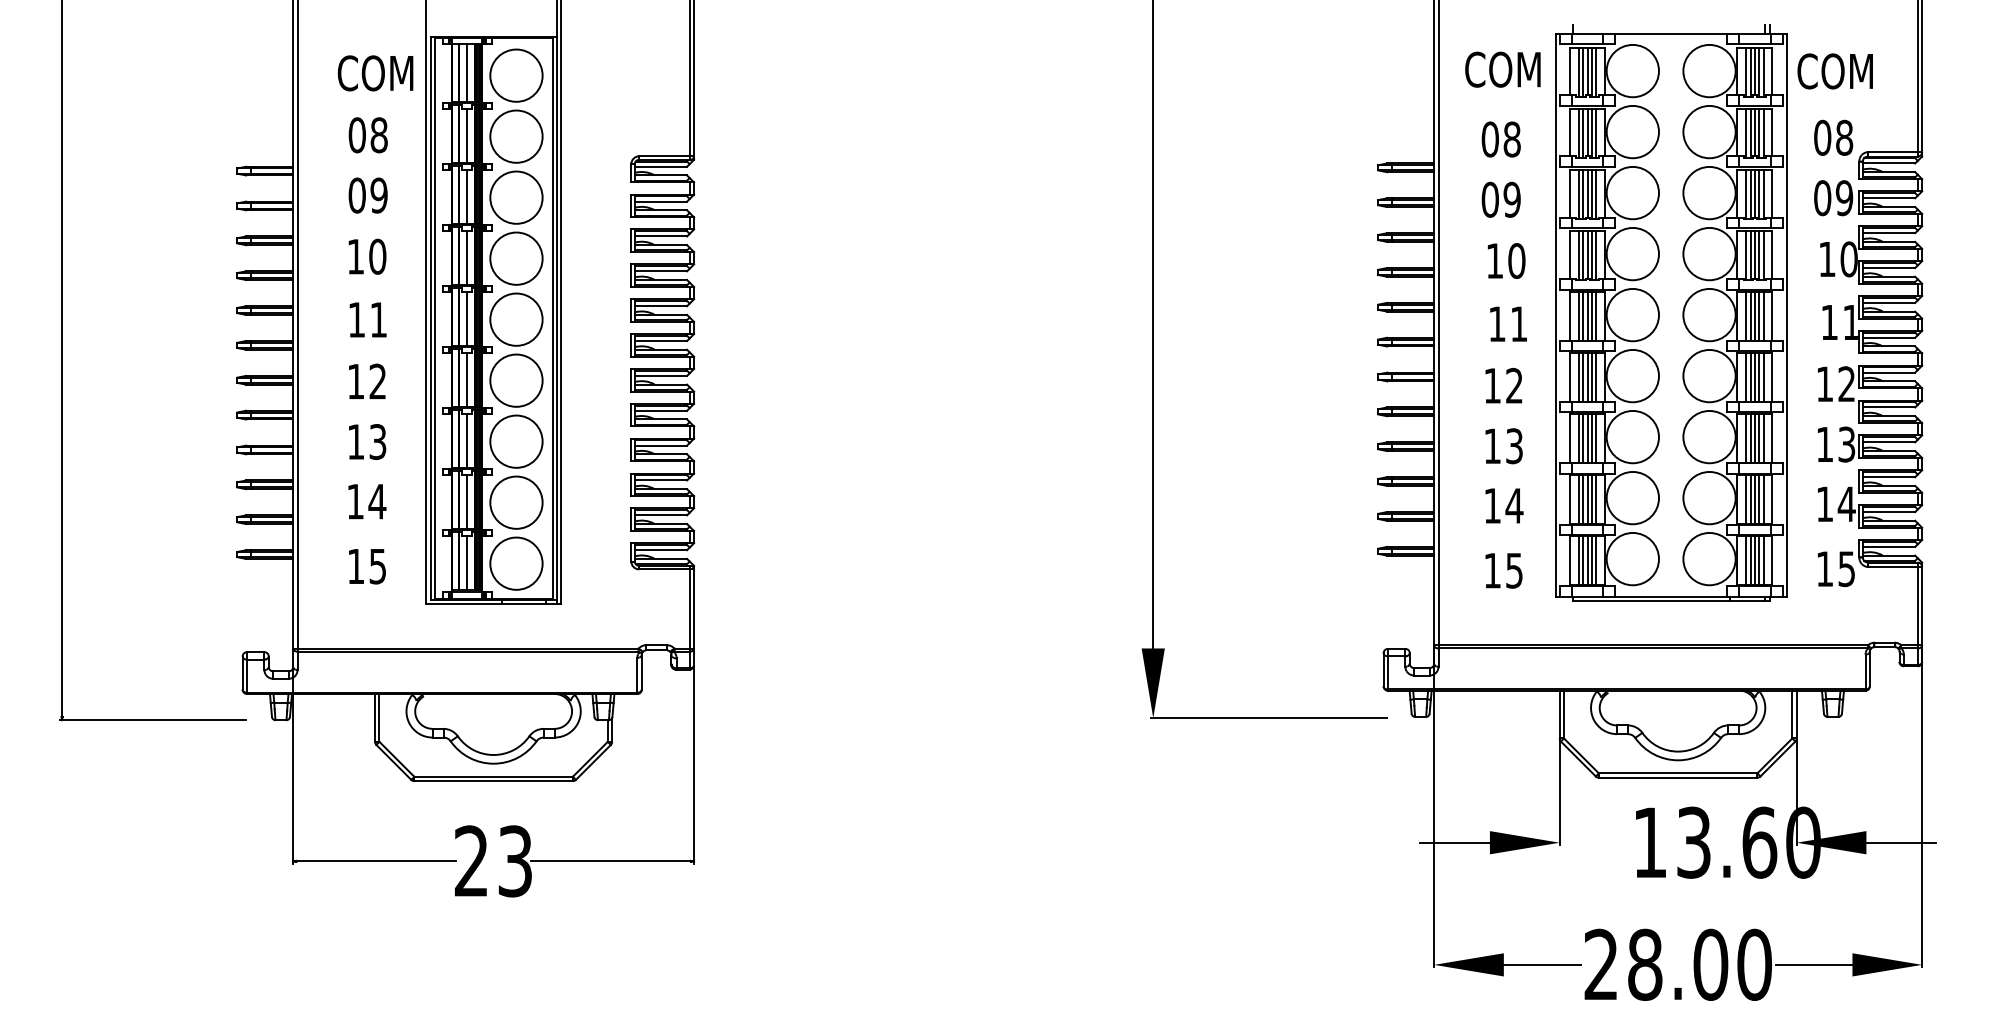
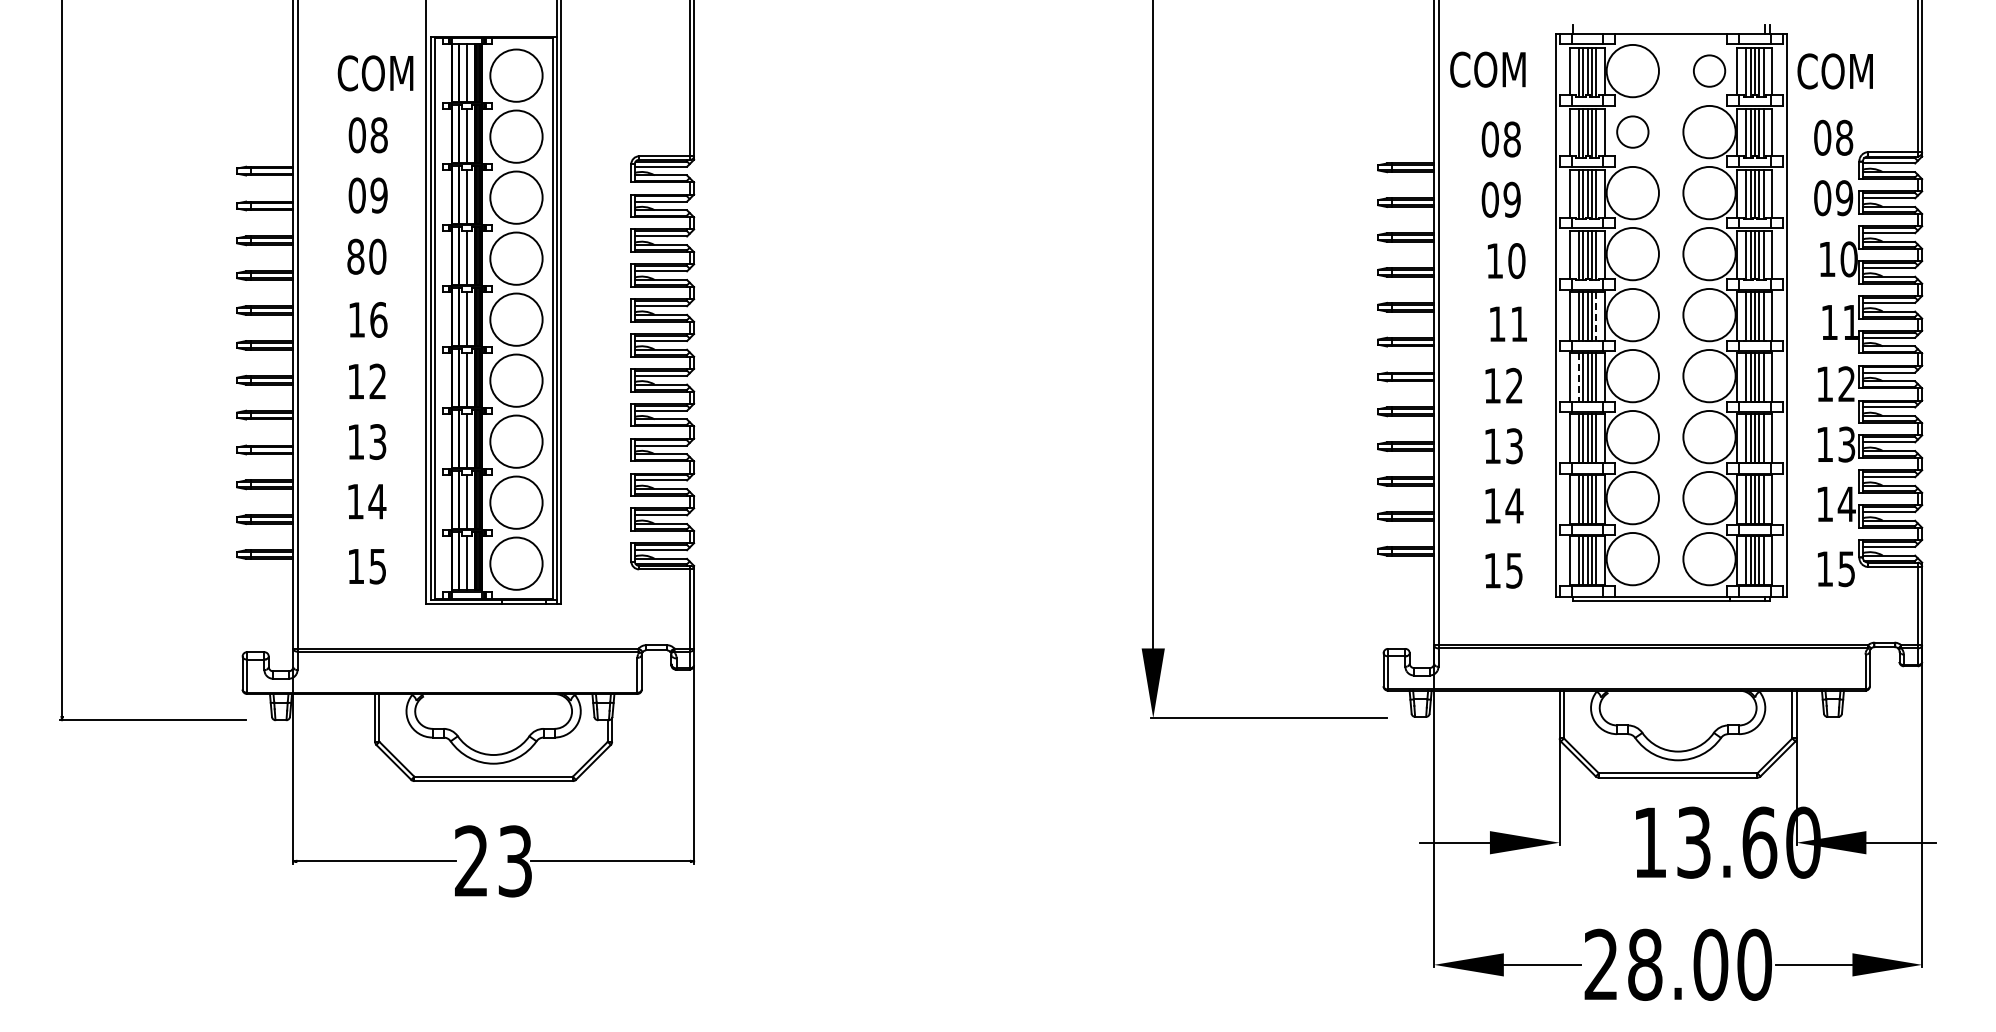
text position: (1502, 69) -> (1487, 69) (1487, 69)
circle diameter: 52 px -> 31 px (1709, 70)
circle diameter: 52 px -> 31 px (1632, 131)
text: 10 -> 80 (355, 256)
line: solid -> dashed (1596, 317)
text: 11 -> 16 (378, 319)
line: solid -> dashed (1578, 378)
